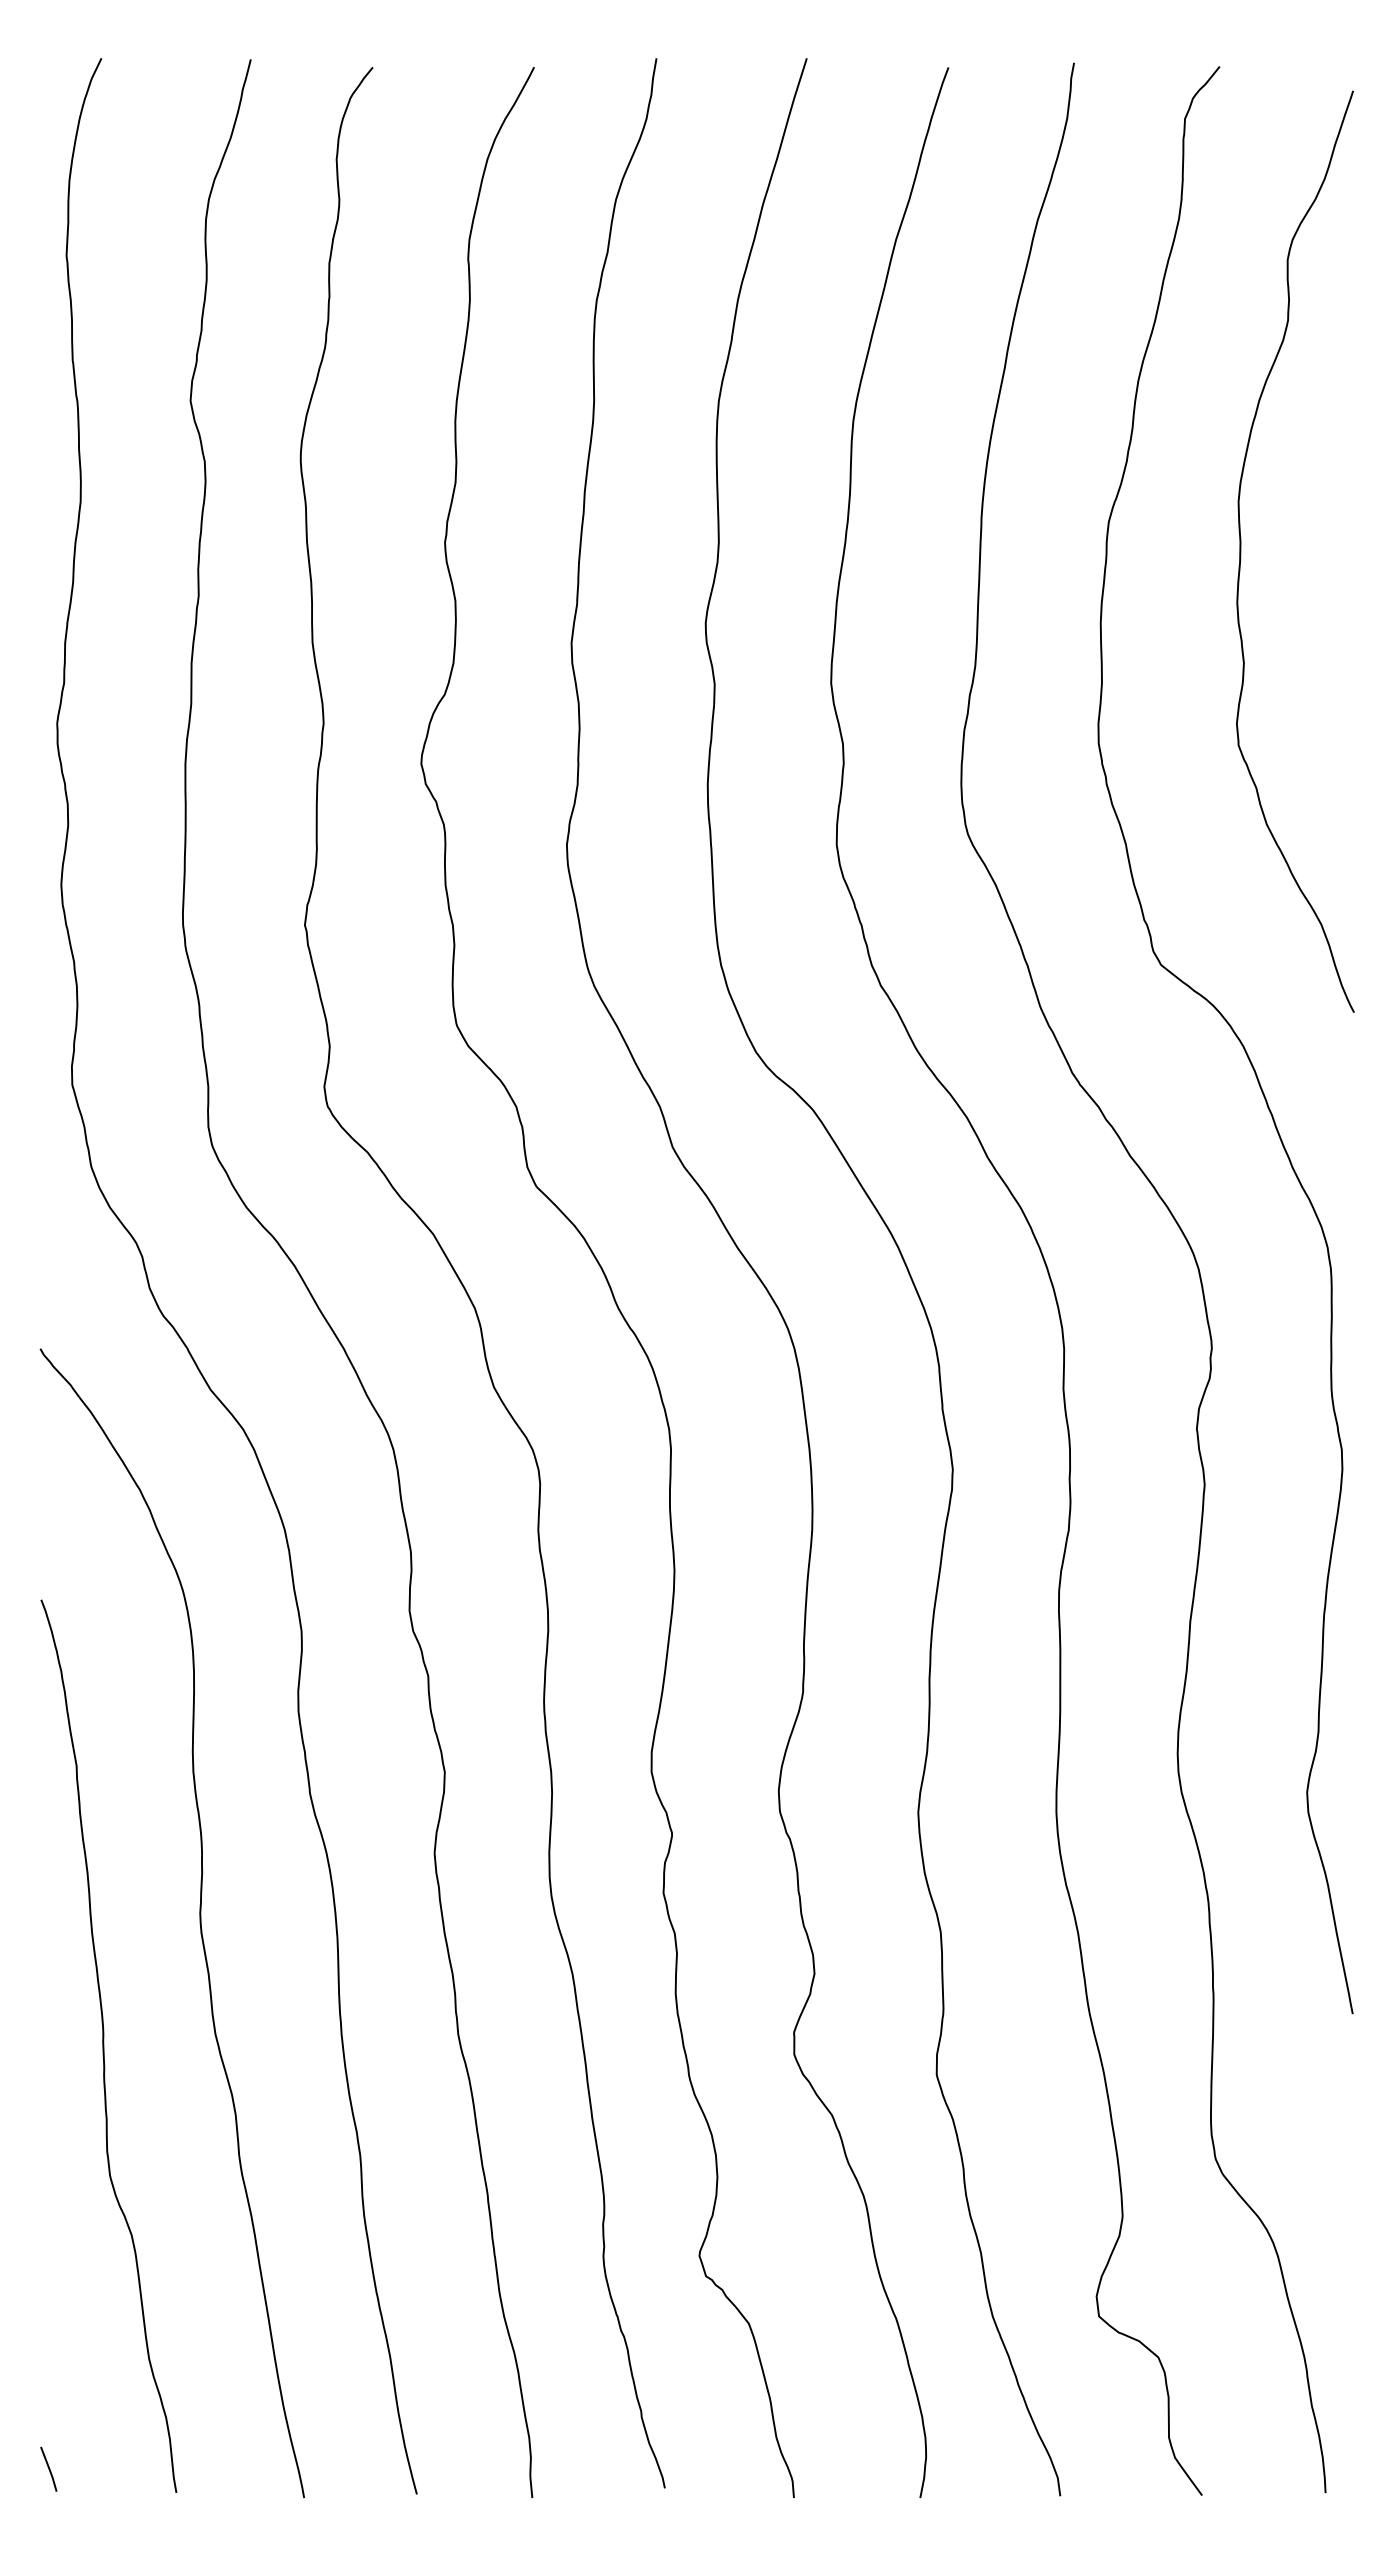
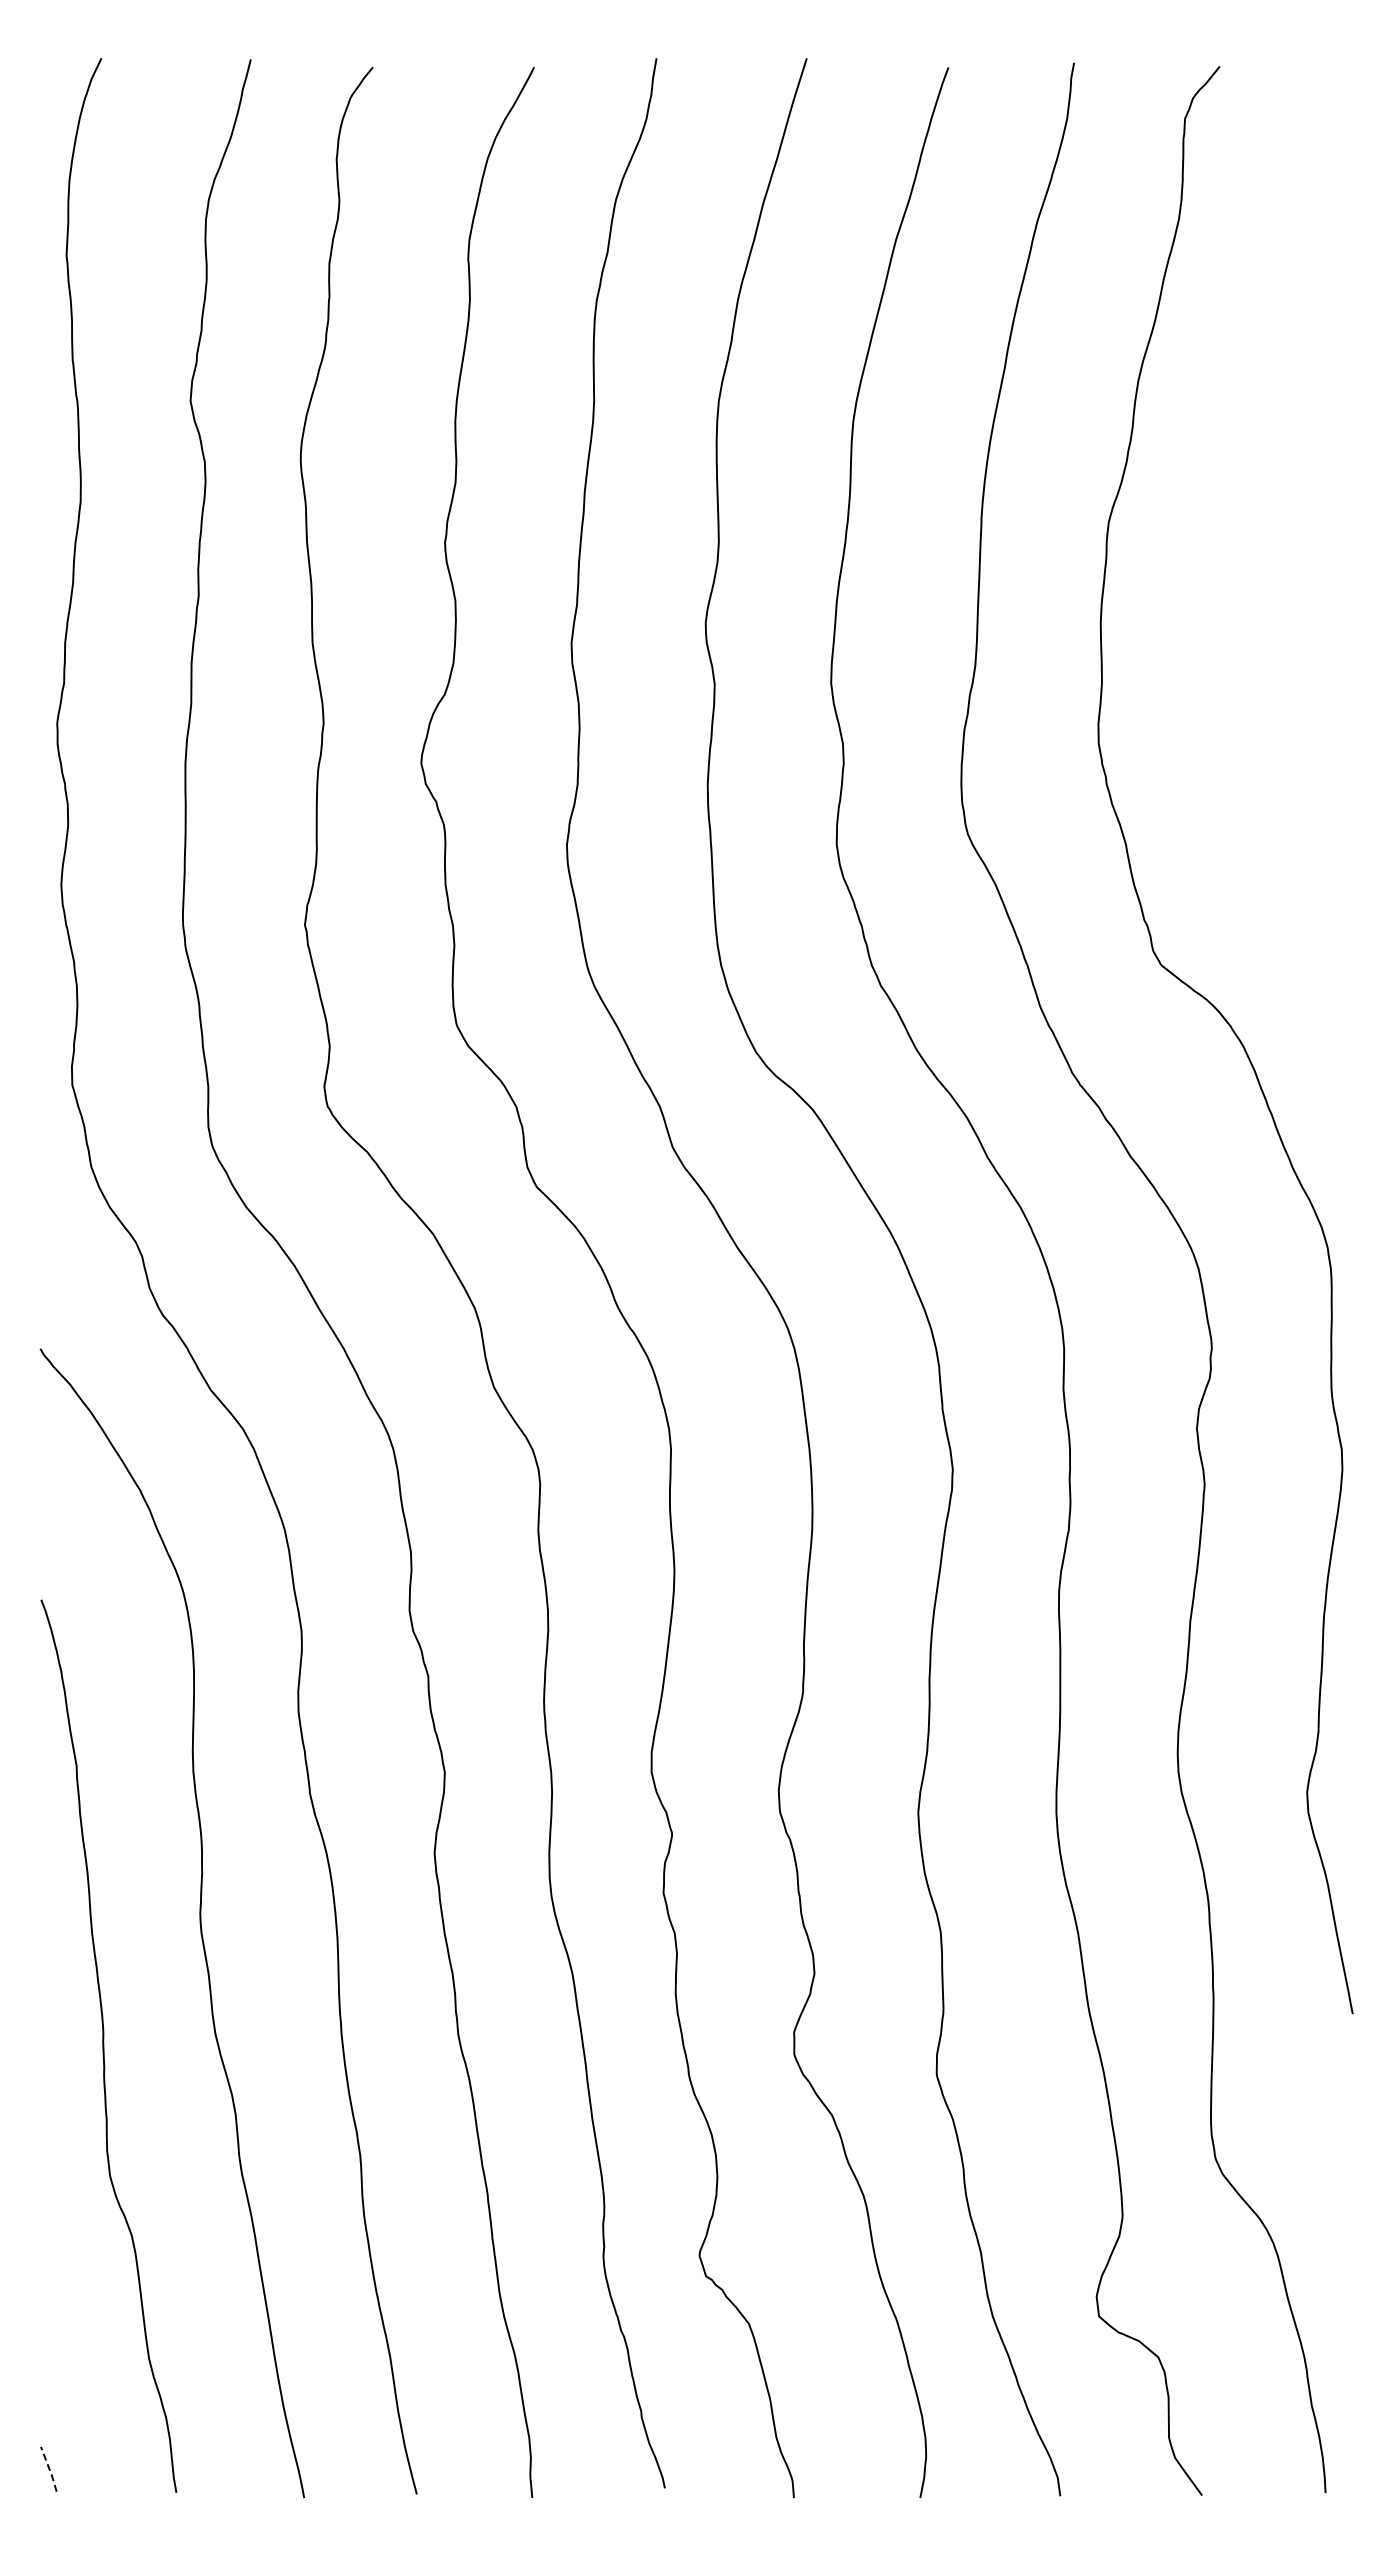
curve: present -> none (1241, 551)
line: solid -> dashed (49, 2469)
